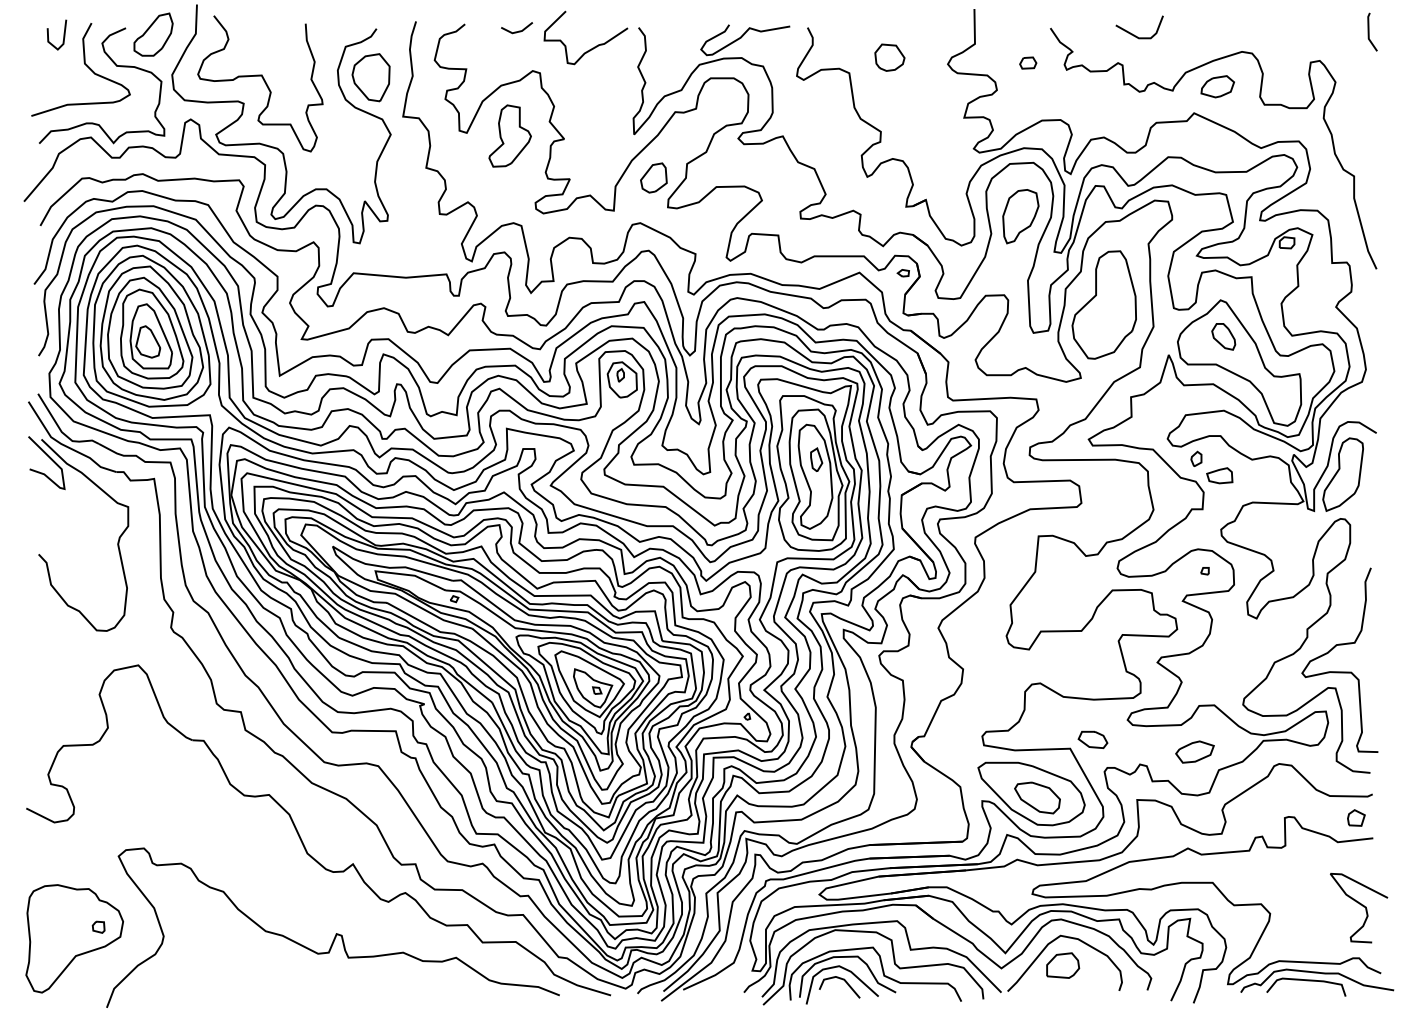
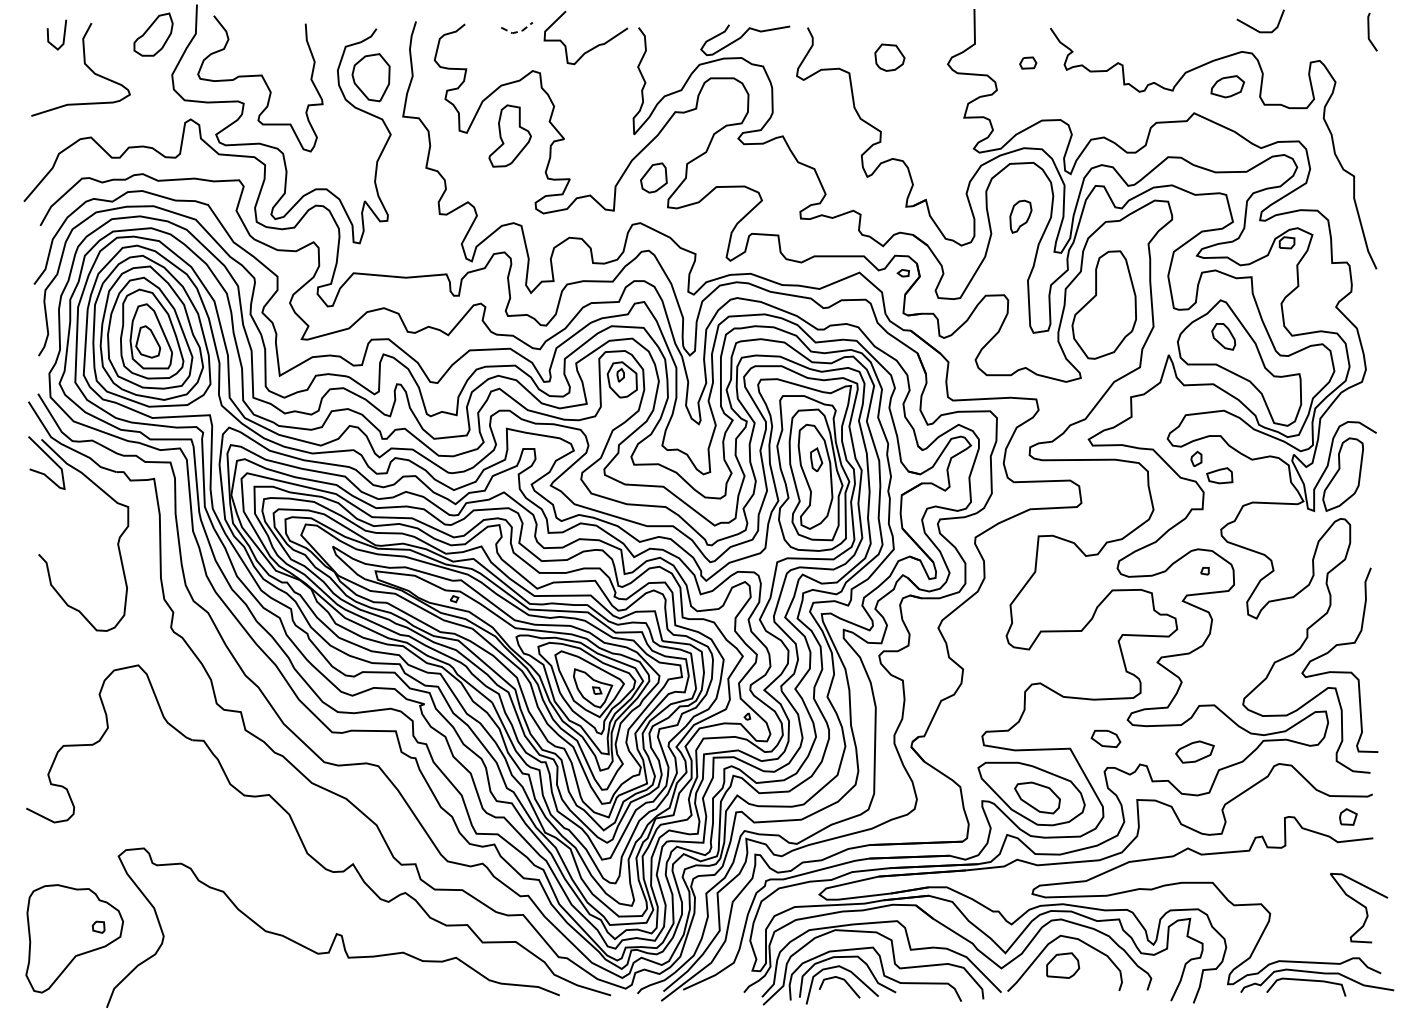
line: solid -> dashed (518, 31)
line position: (1136, 35) -> (1257, 29) (1257, 29)
curve: present -> none (116, 66)
part position: (1217, 86) -> (1227, 86) (1227, 86)
part size: 38x56 px -> 24x35 px (1020, 216)
part position: (1092, 739) -> (1105, 738) (1105, 738)
part position: (1356, 817) -> (1348, 816) (1348, 816)
